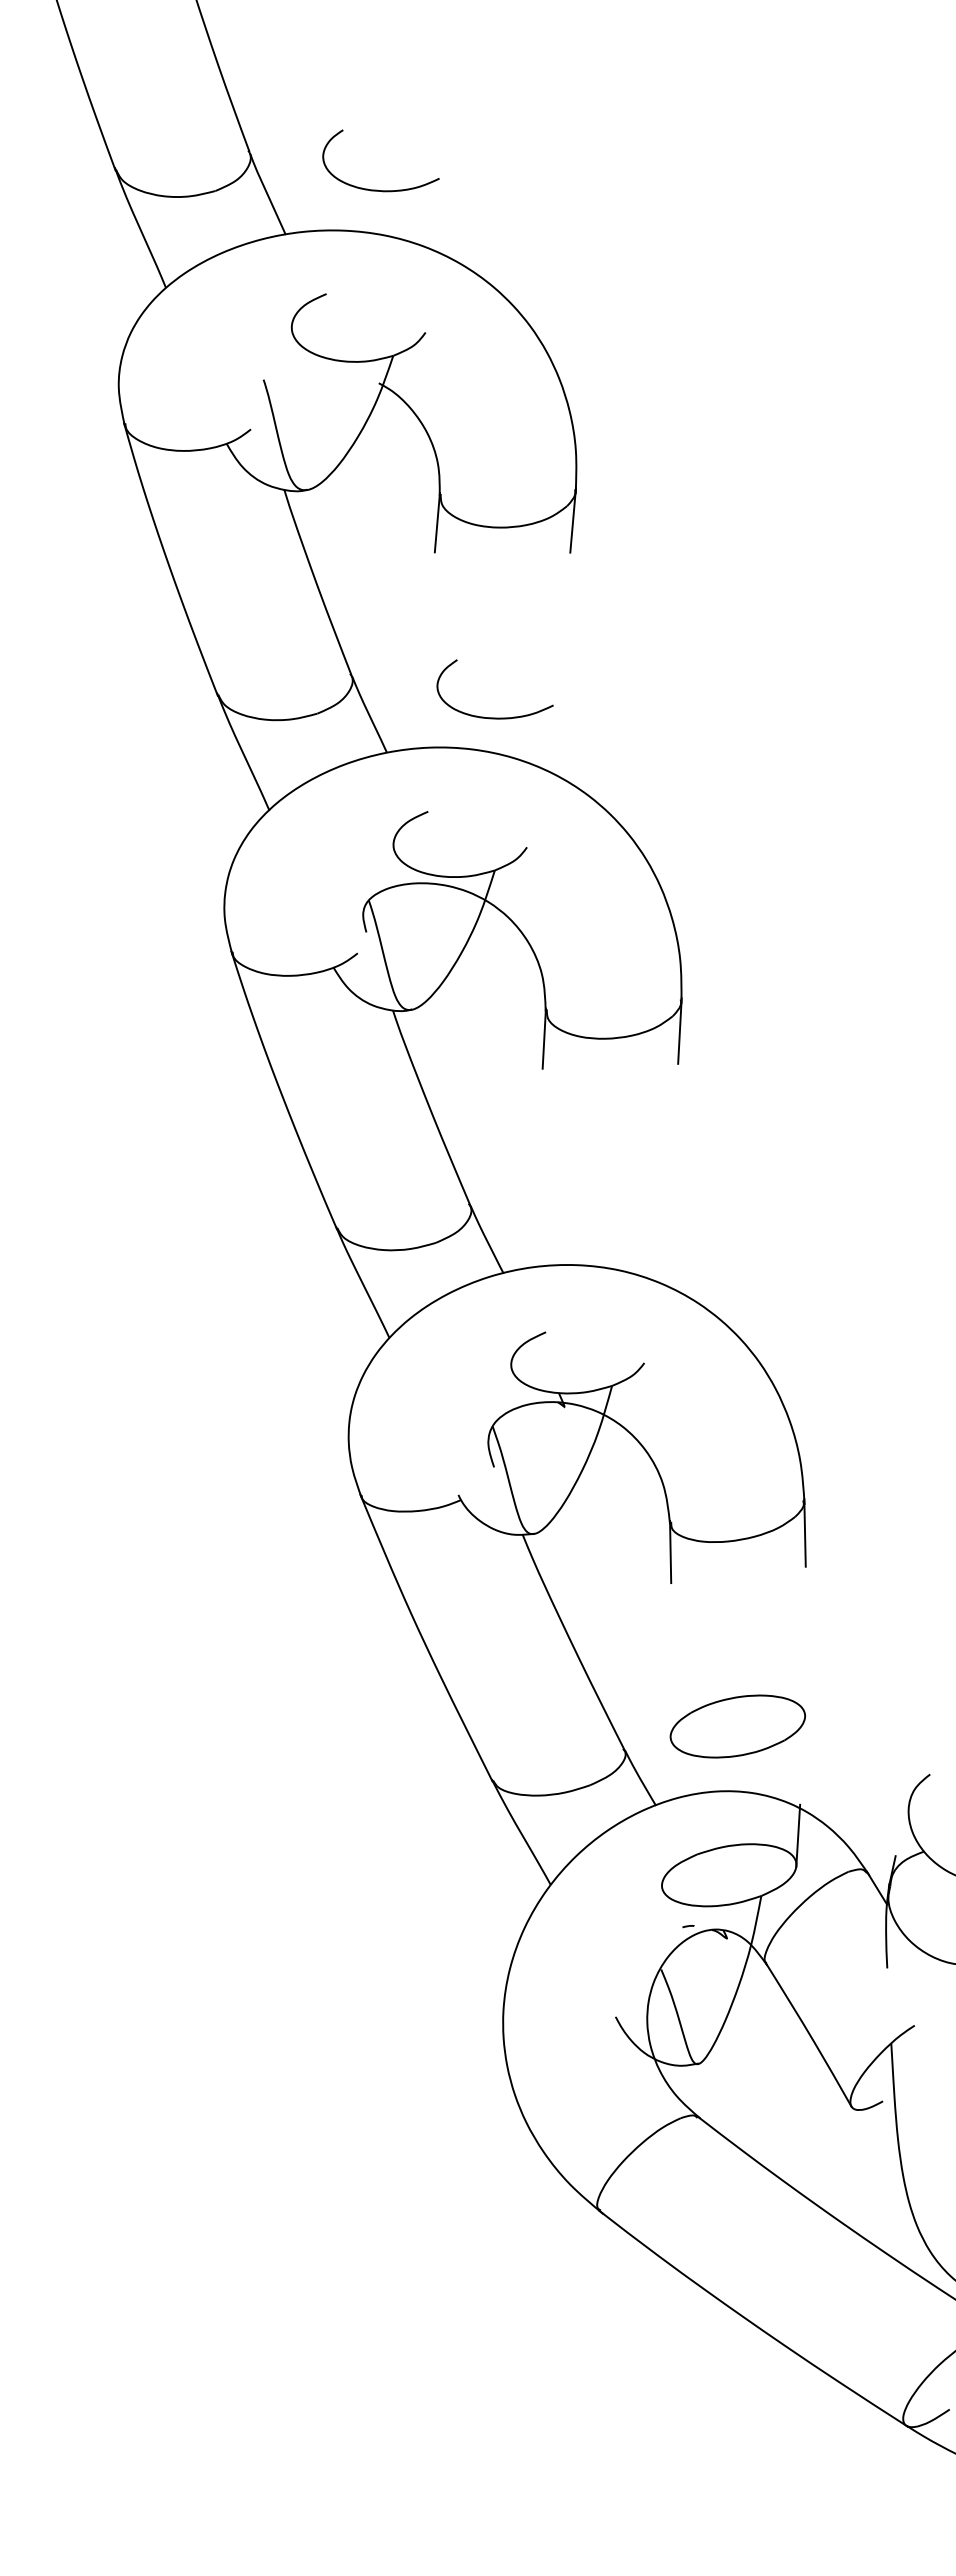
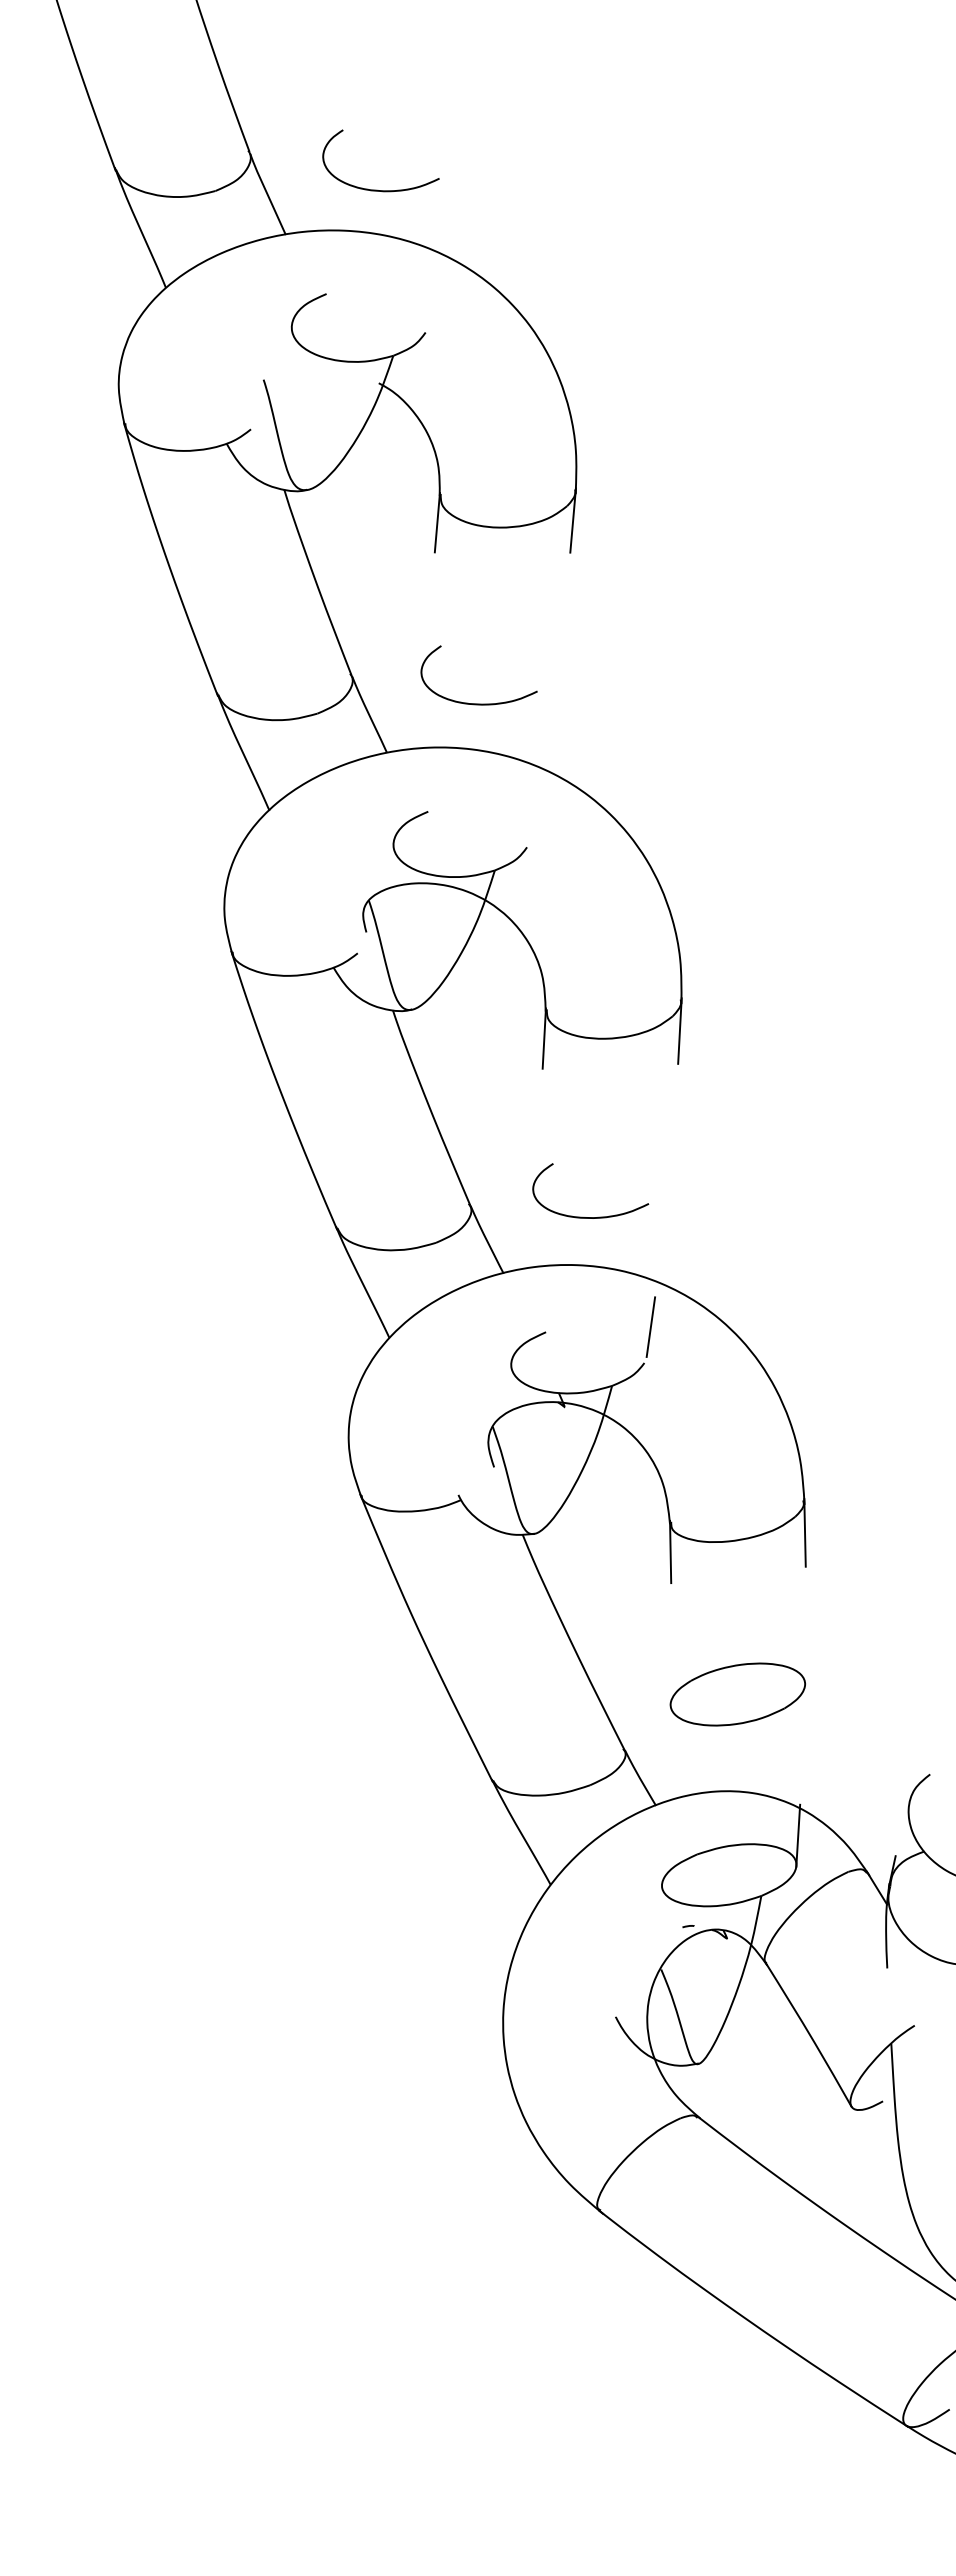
curve position: (494, 717) -> (478, 703) (478, 703)
curve: none -> present (583, 1216)
line: none -> present (650, 1326)
part position: (737, 1726) -> (737, 1694) (737, 1694)
